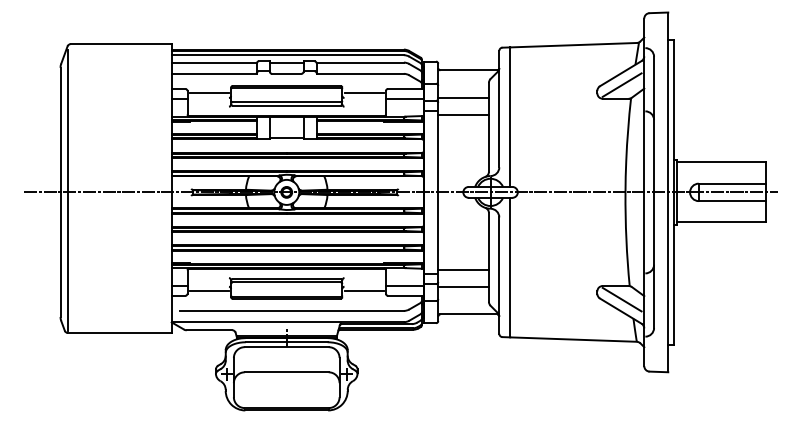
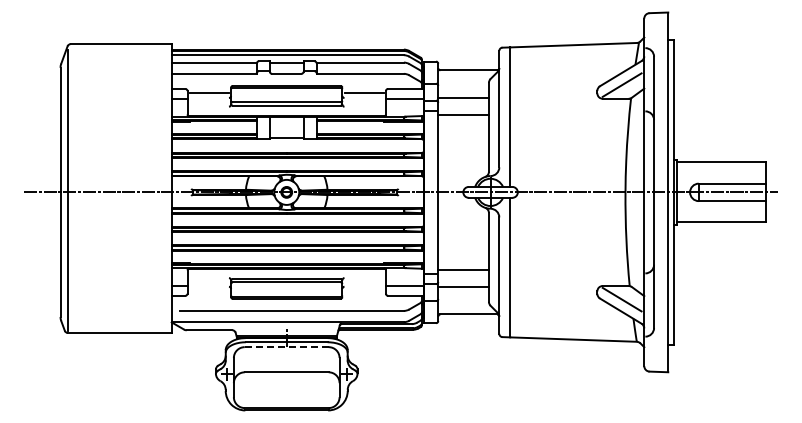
line: present -> none (208, 291)
line: present -> none (363, 291)
line: solid -> dashed (286, 347)
